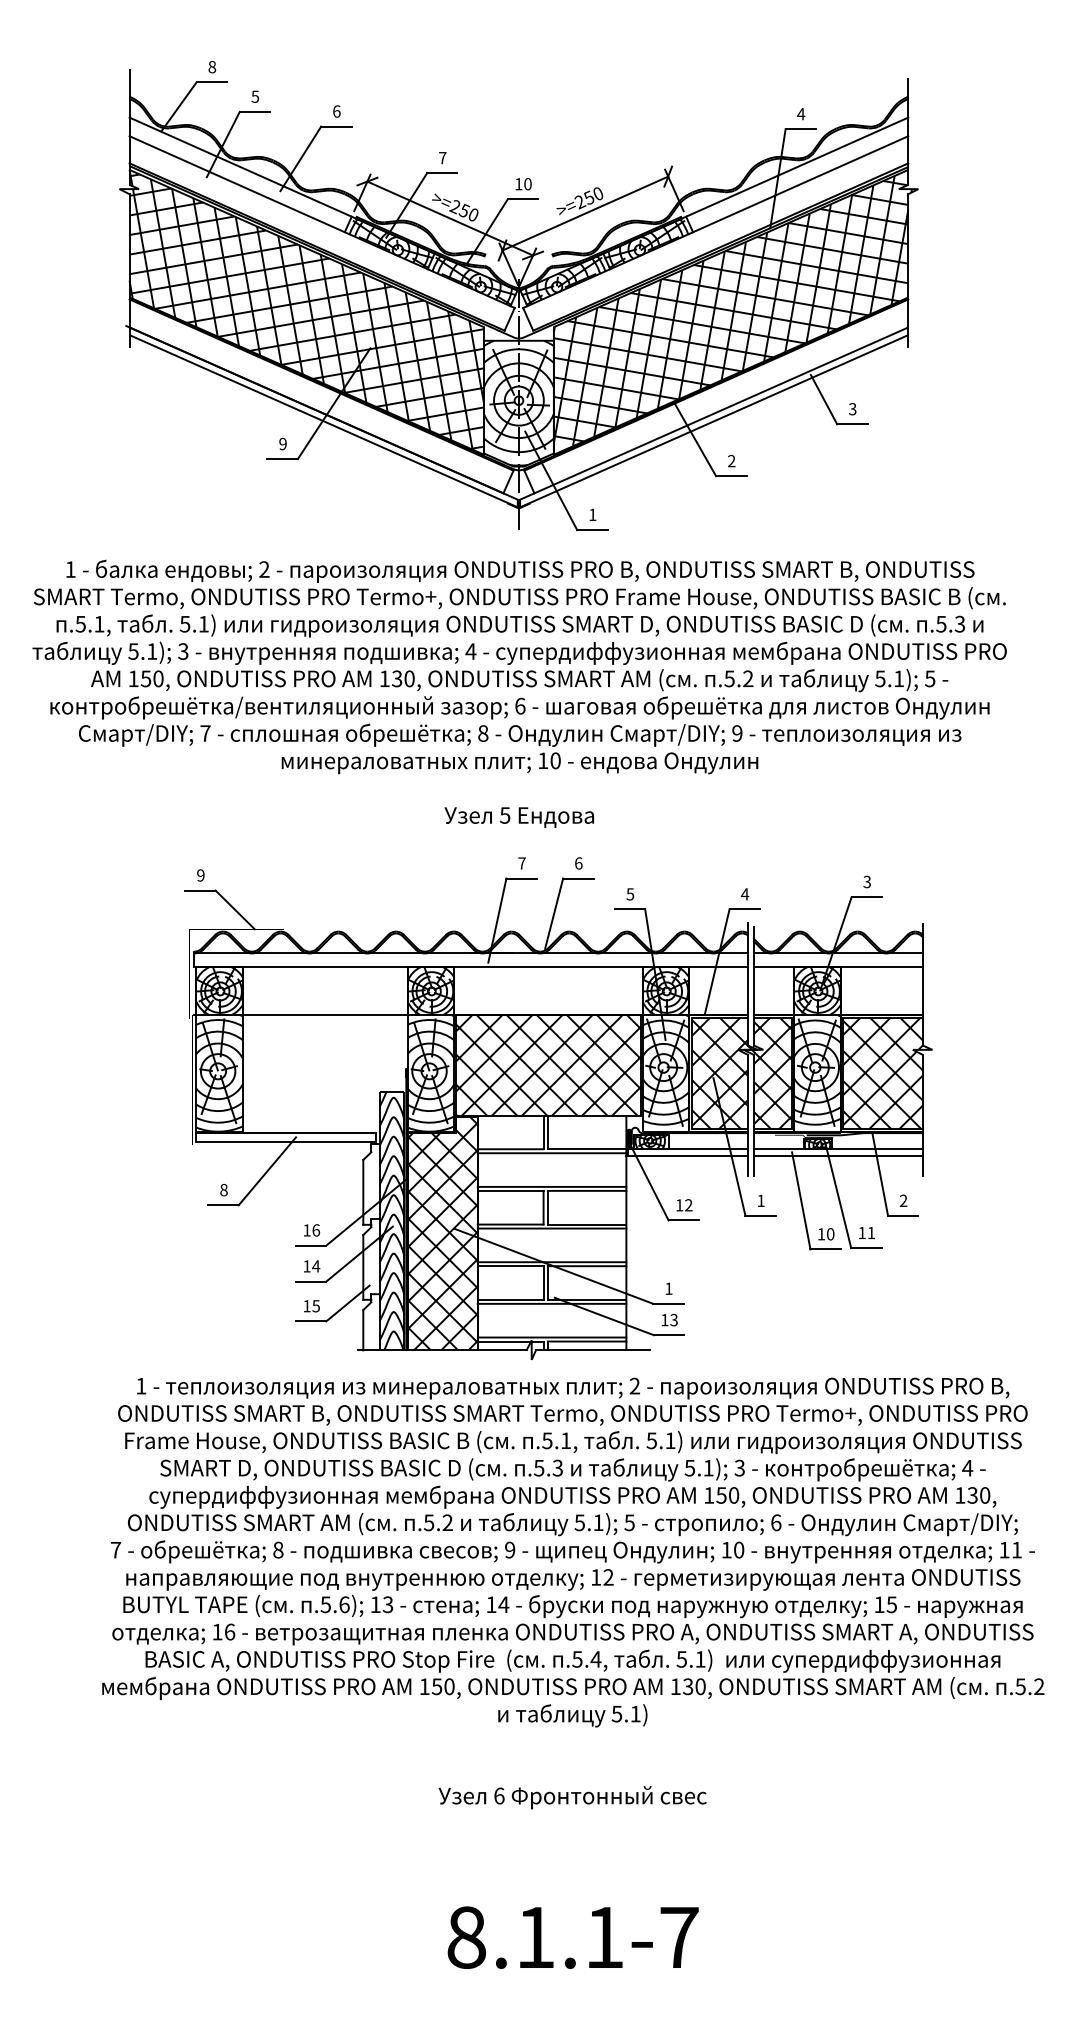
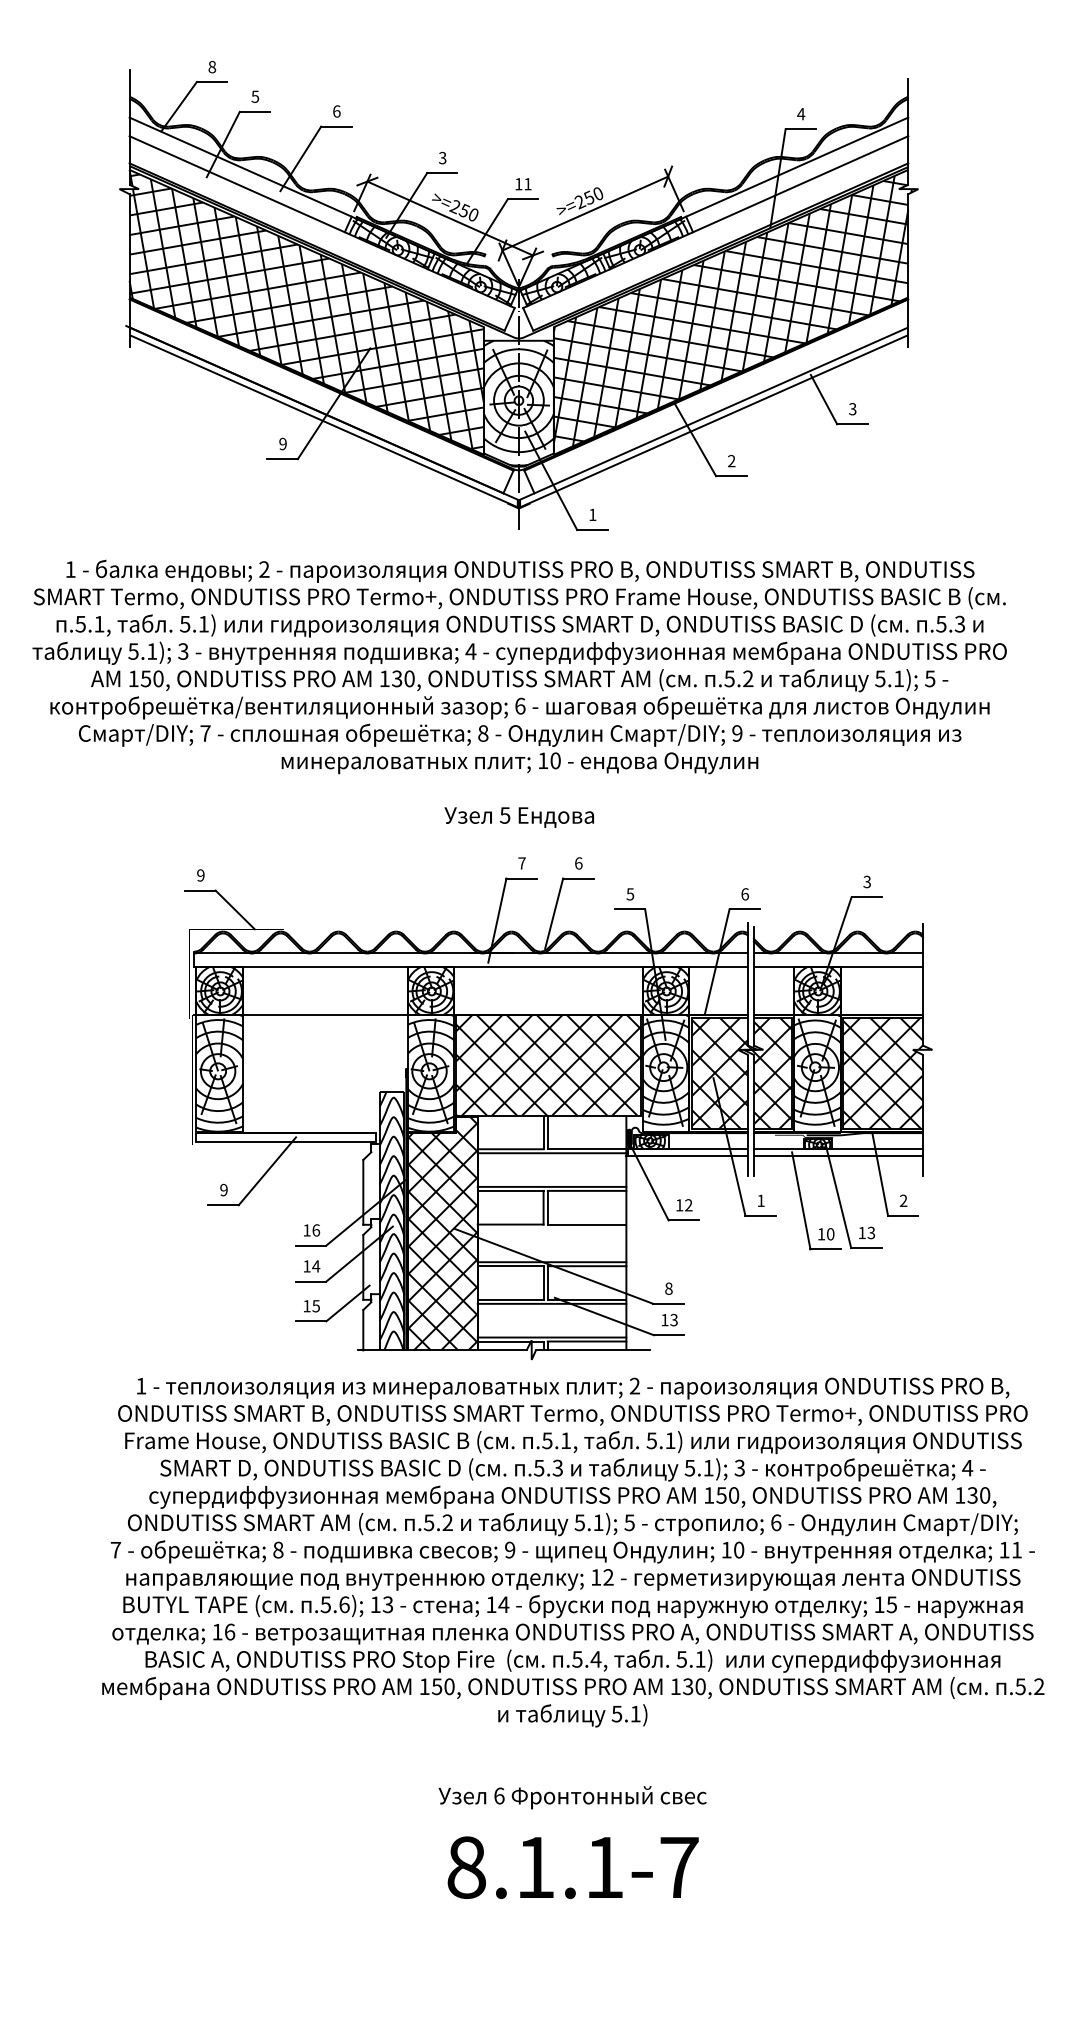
text: 7 -> 3 (442, 157)
text: 10 -> 11 (527, 184)
text: 4 -> 6 (745, 894)
text: 8 -> 9 (223, 1190)
line: present -> none (551, 1228)
text: 11 -> 13 (871, 1232)
text: 1 -> 8 (668, 1288)
text position: (572, 1937) -> (572, 1867) (572, 1867)
